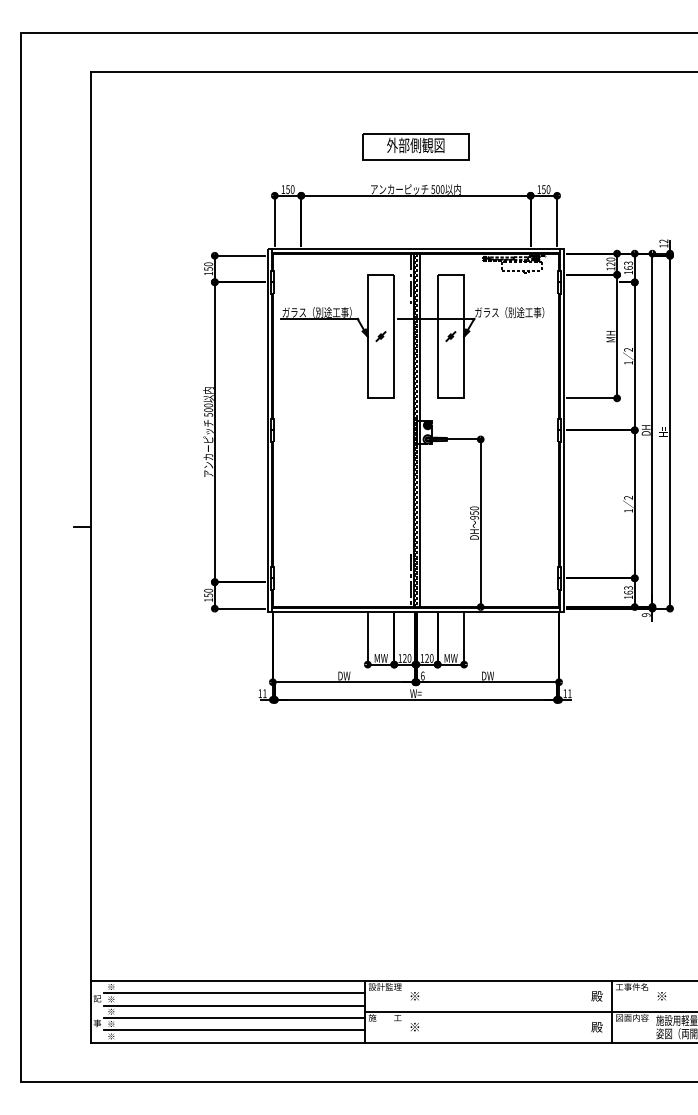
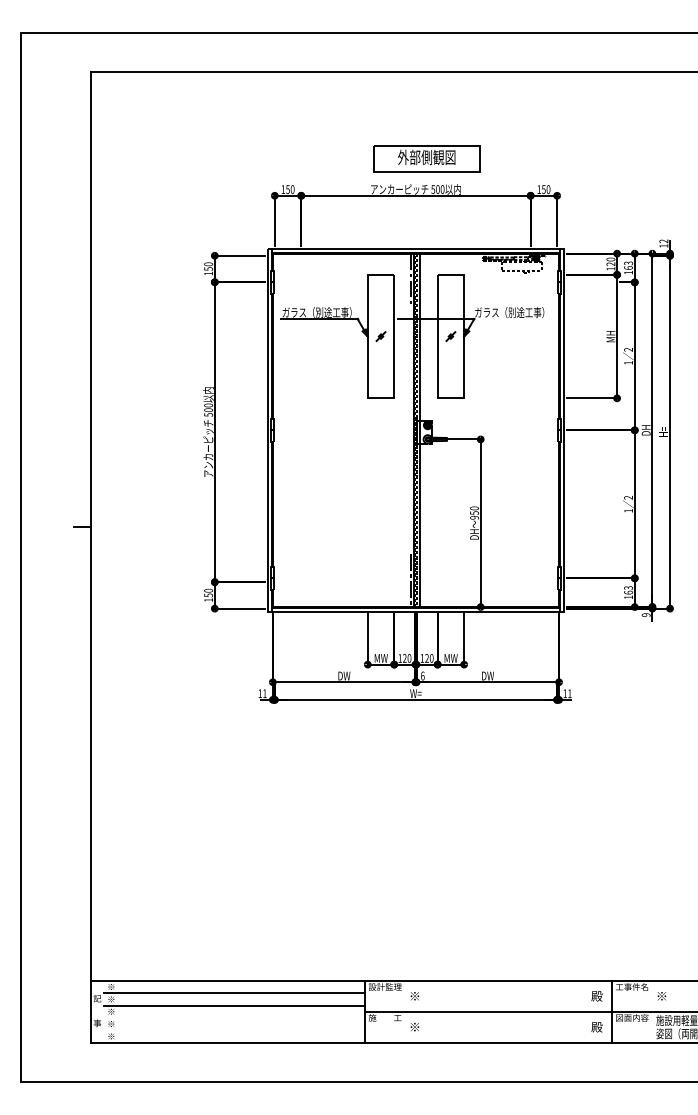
part position: (415, 146) -> (426, 158) (426, 158)
line: present -> none (233, 1018)
line: present -> none (233, 1030)
